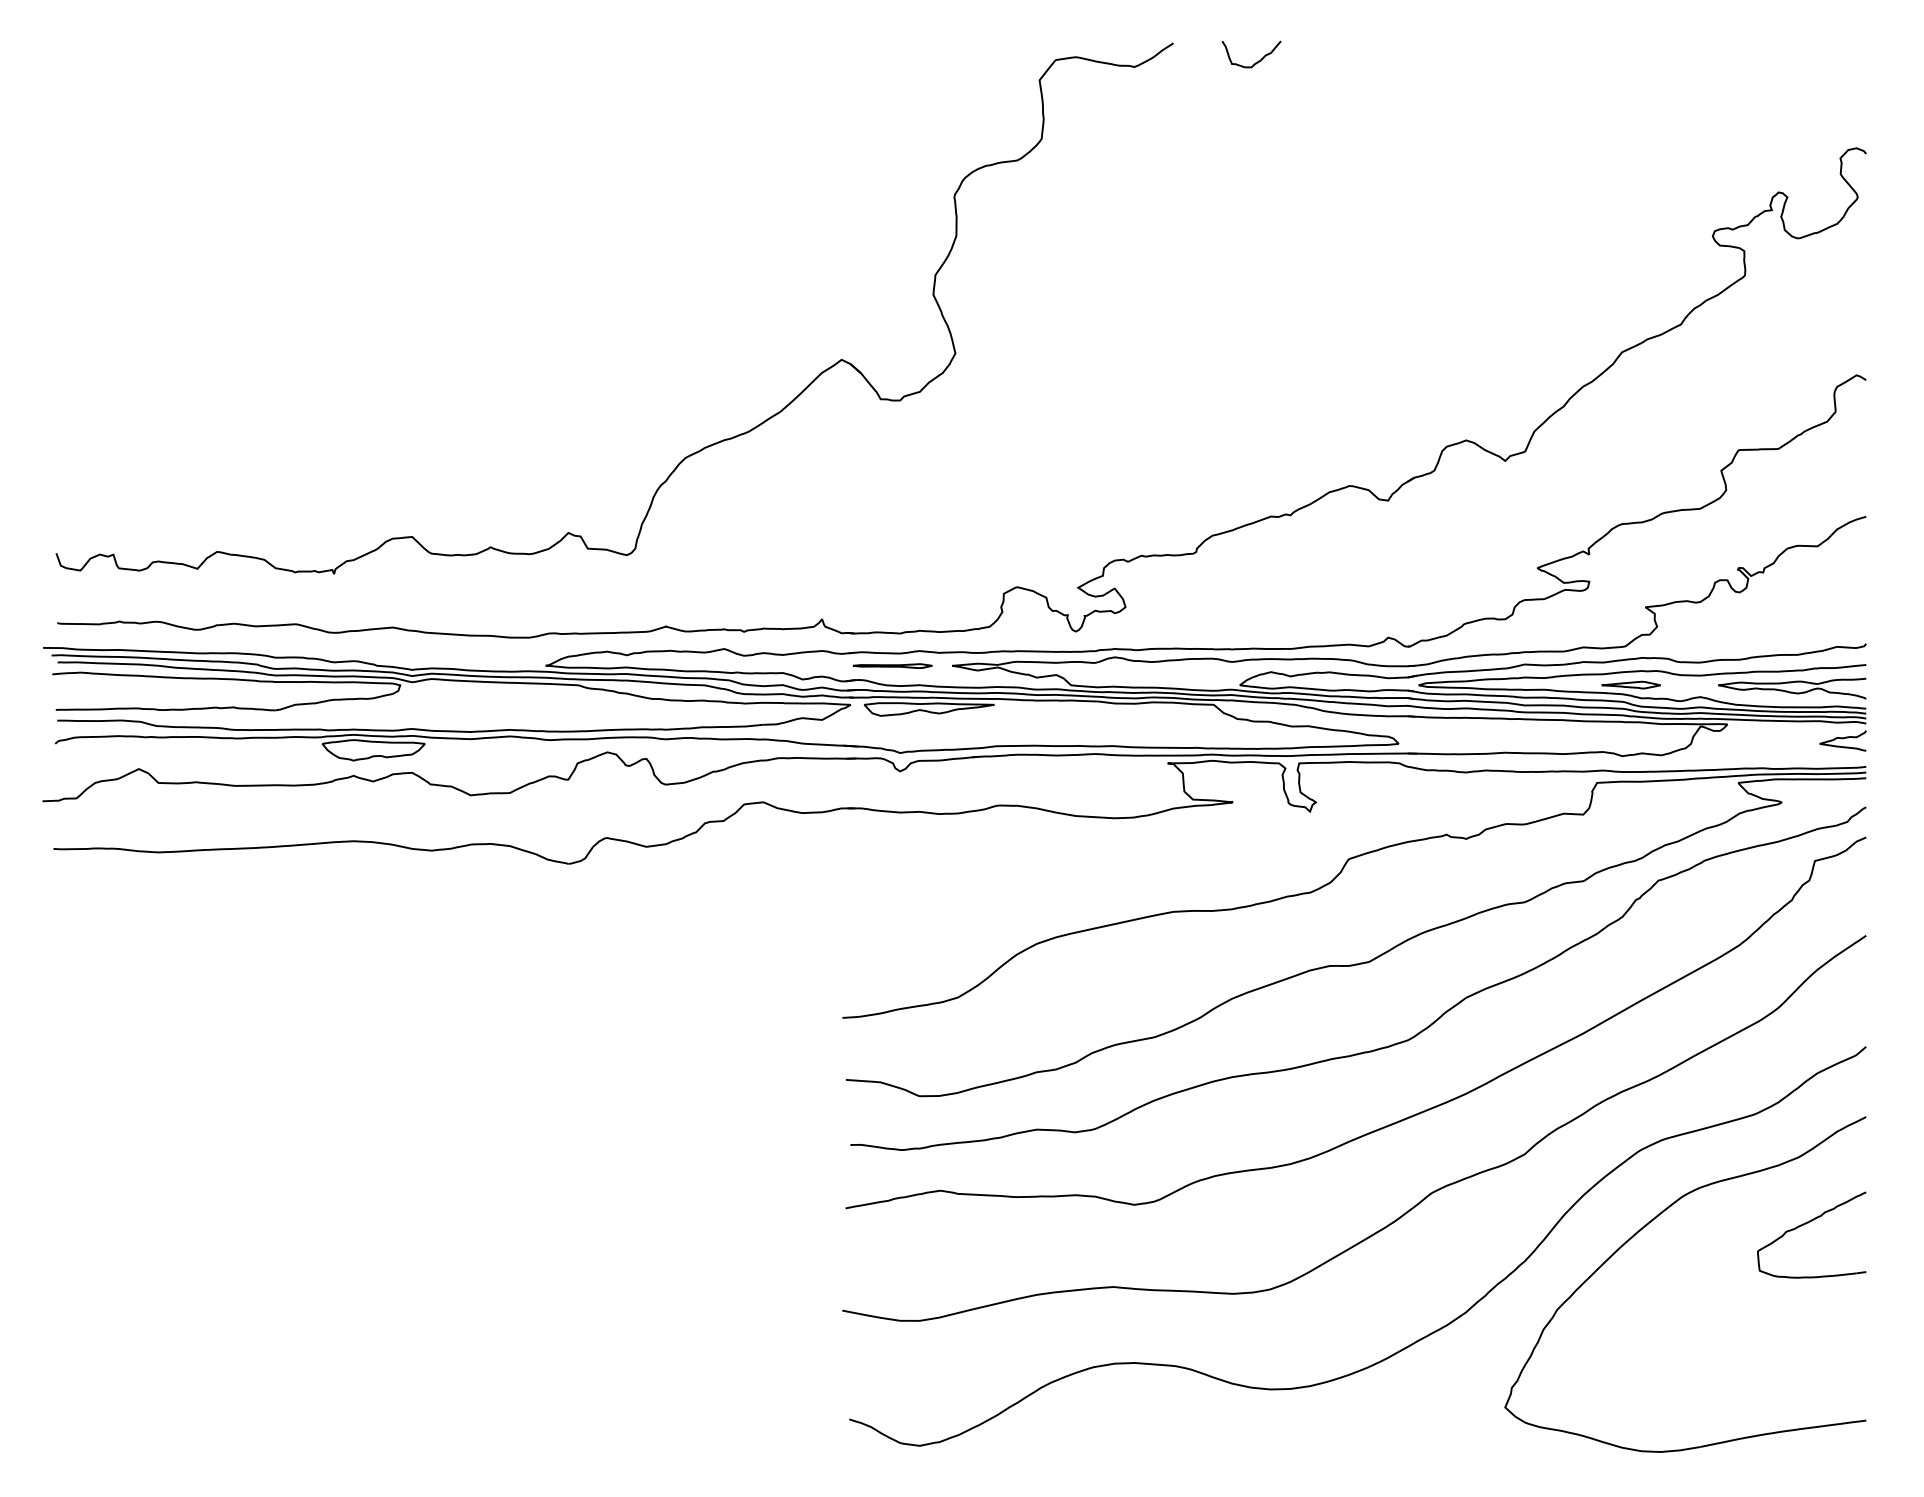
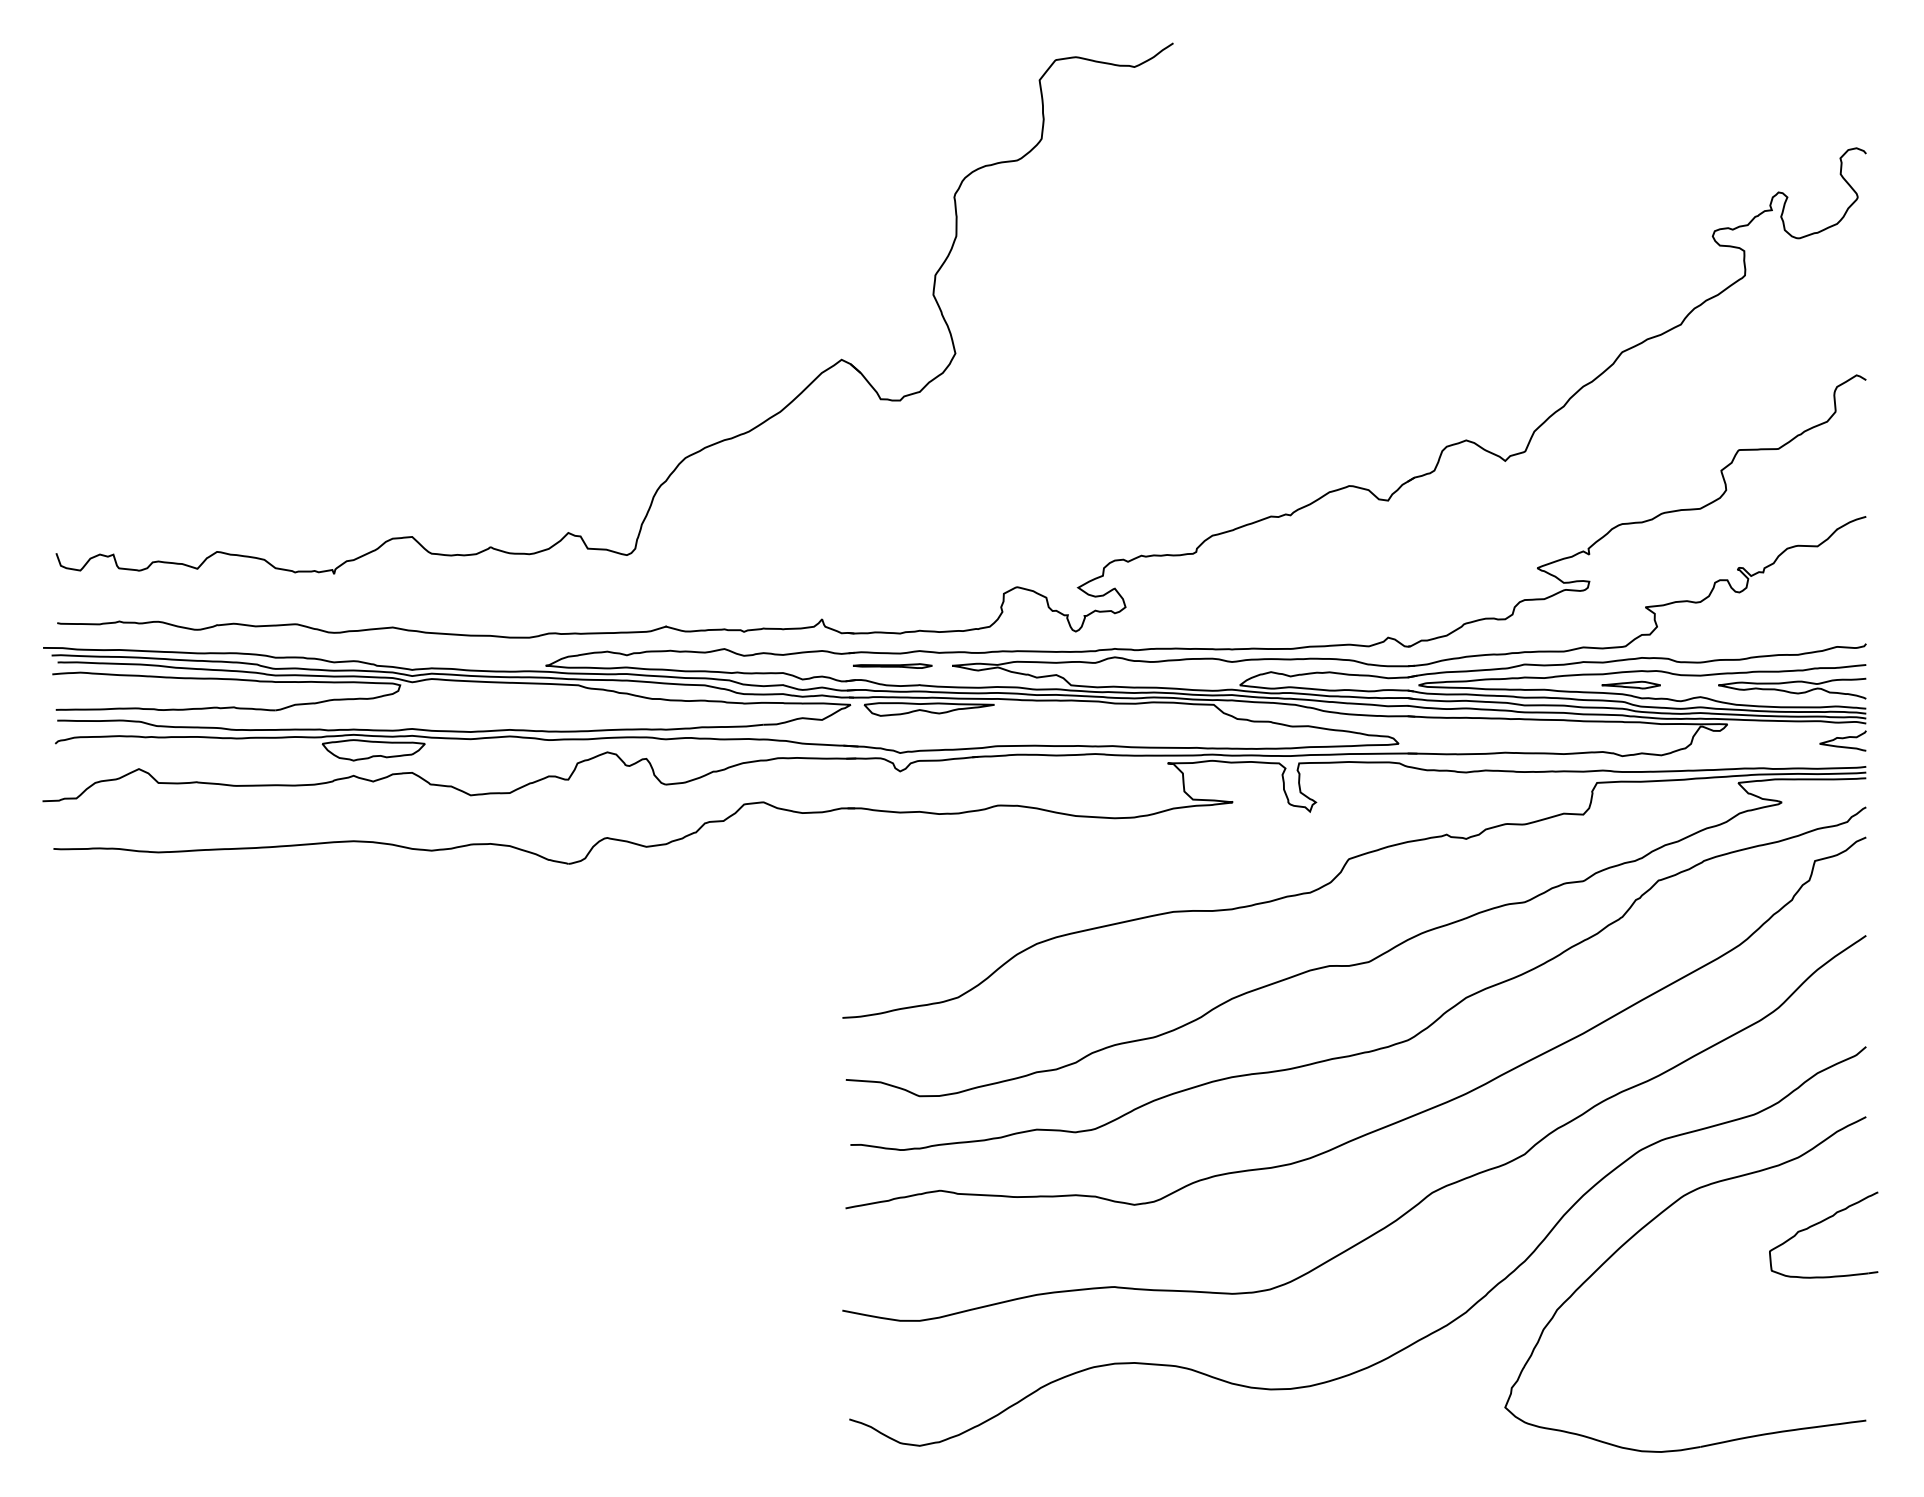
curve: present -> none (1255, 62)
part position: (1806, 1224) -> (1818, 1224) (1818, 1224)
